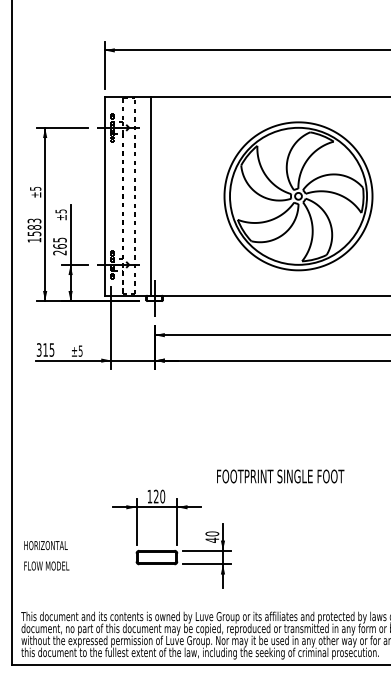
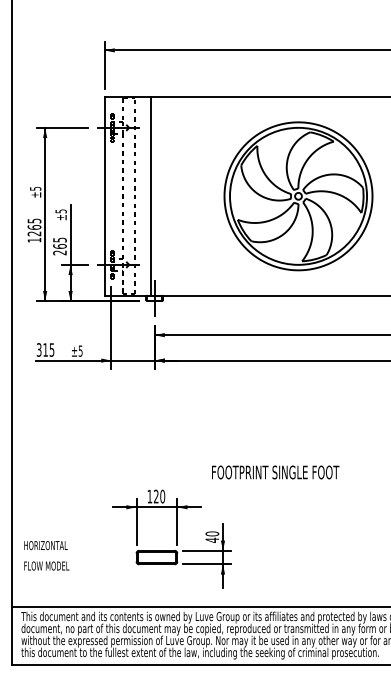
text: 1583 -> 1265 (34, 227)
text position: (280, 476) -> (275, 472) (275, 472)
line: none -> present (199, 607)
